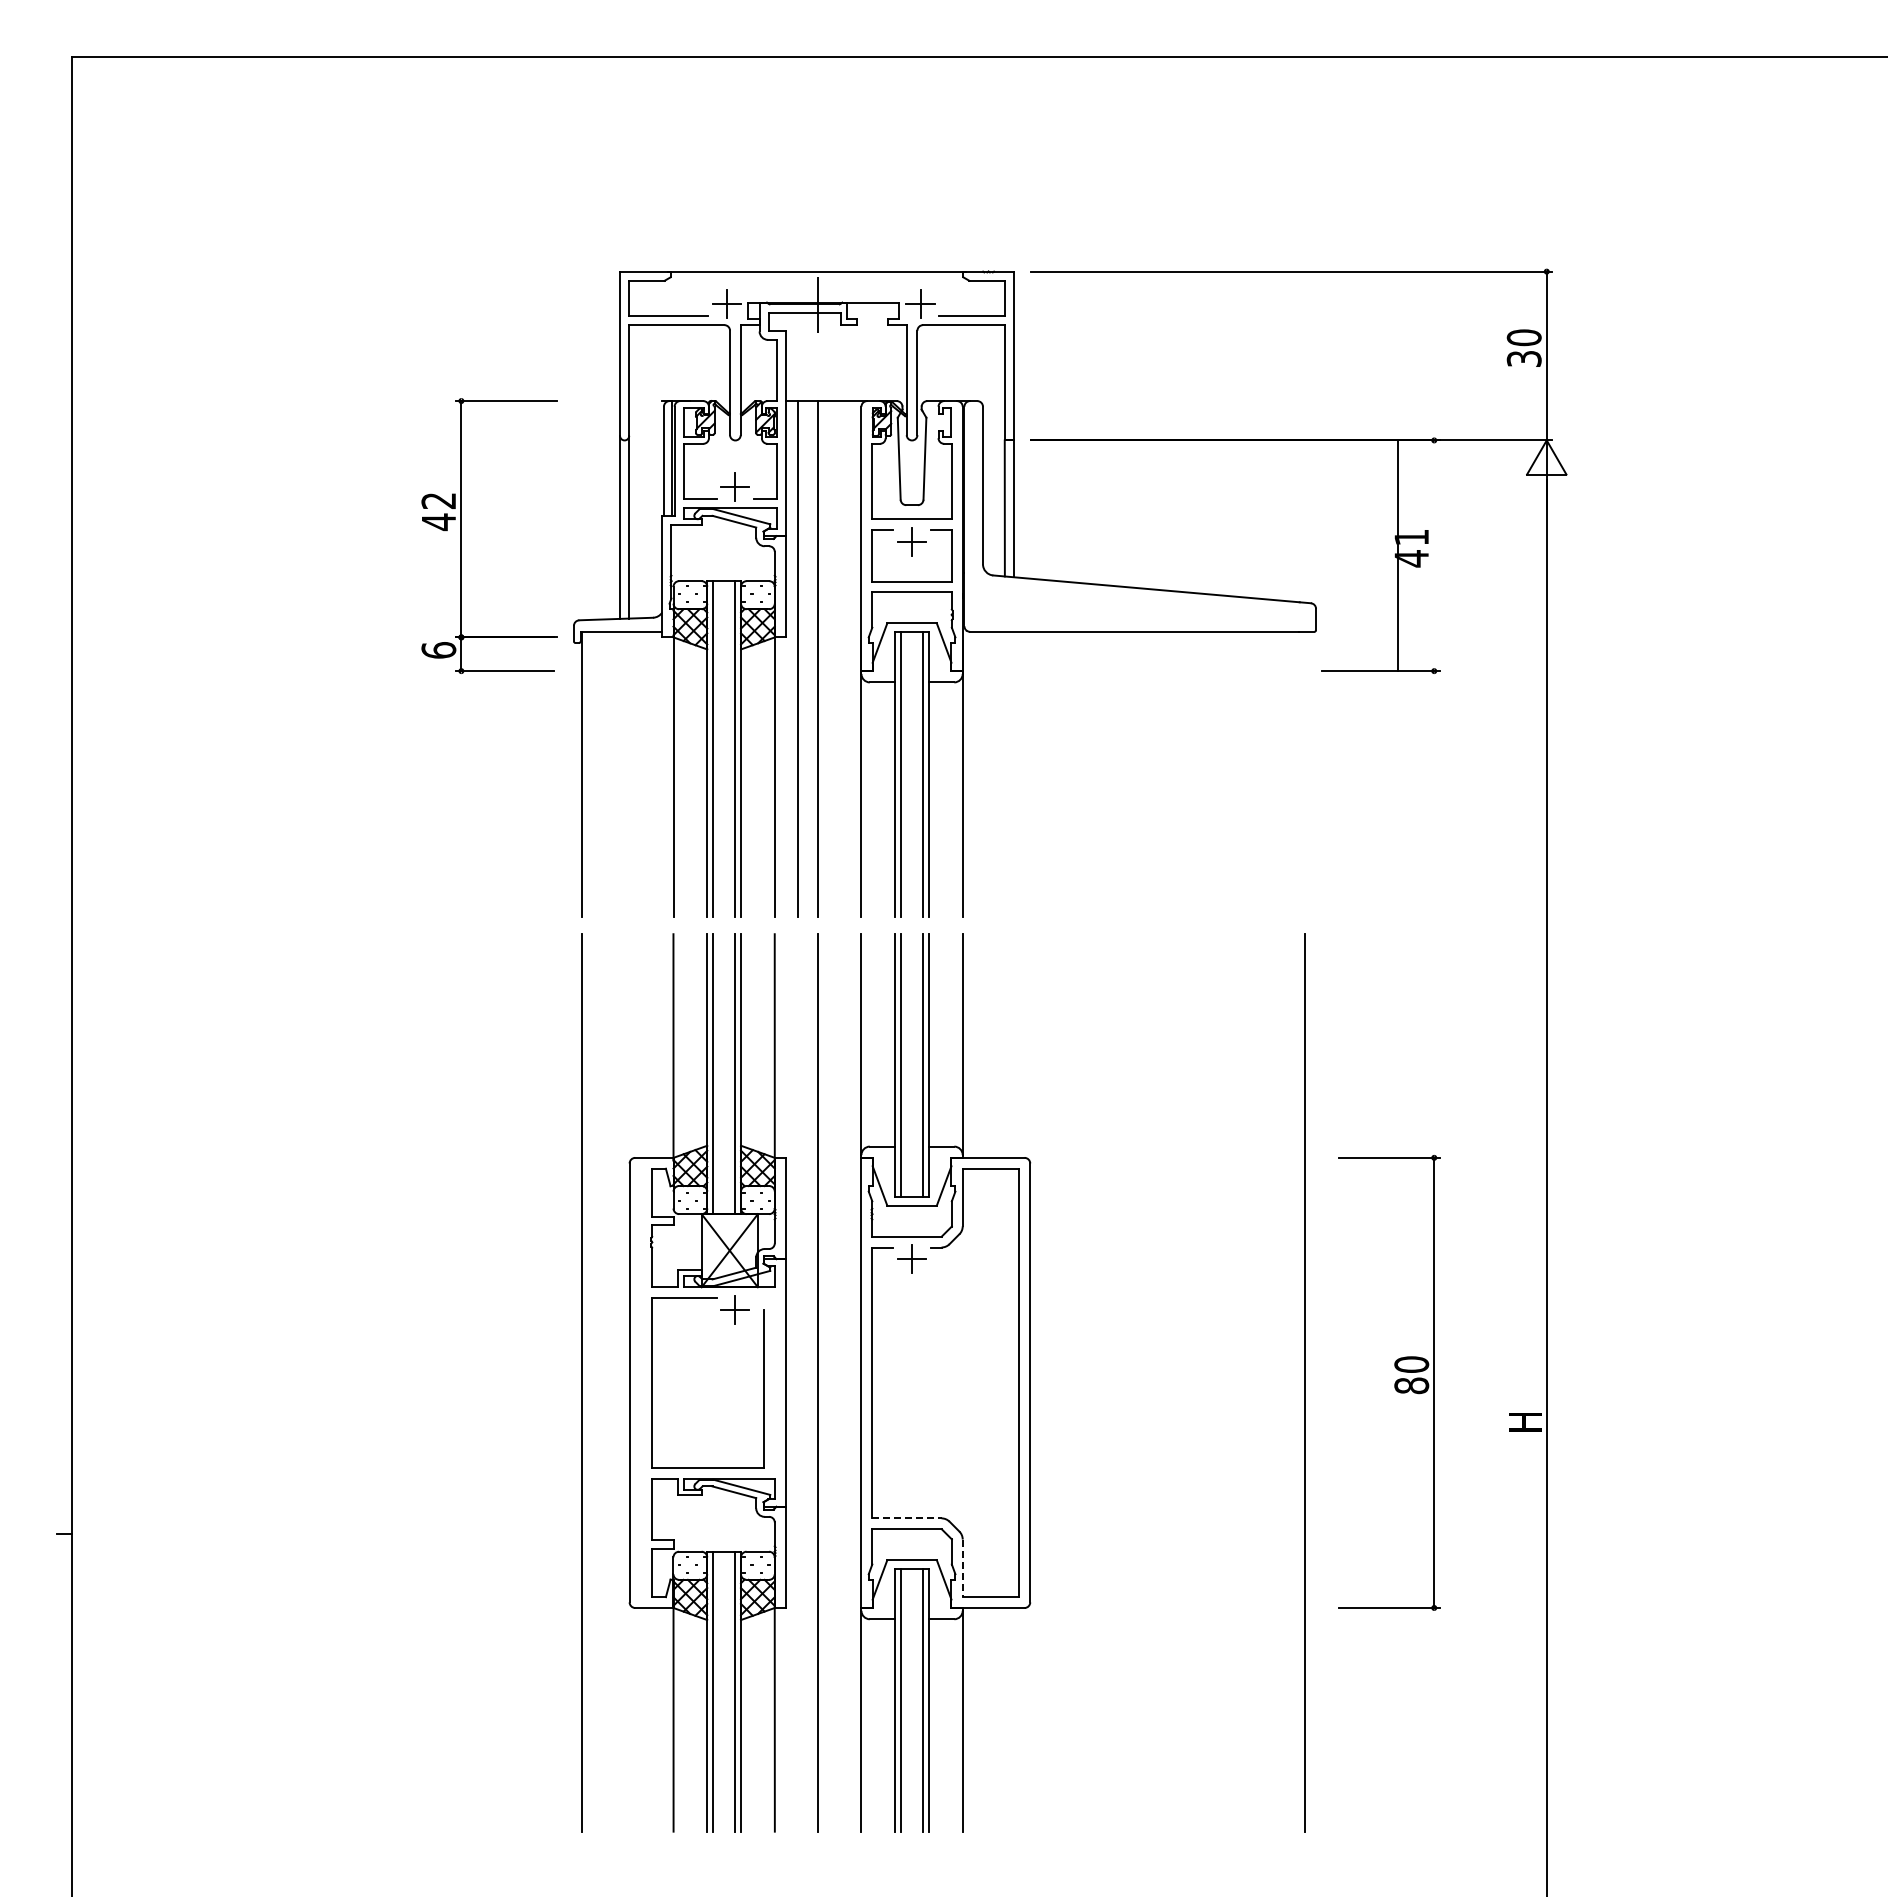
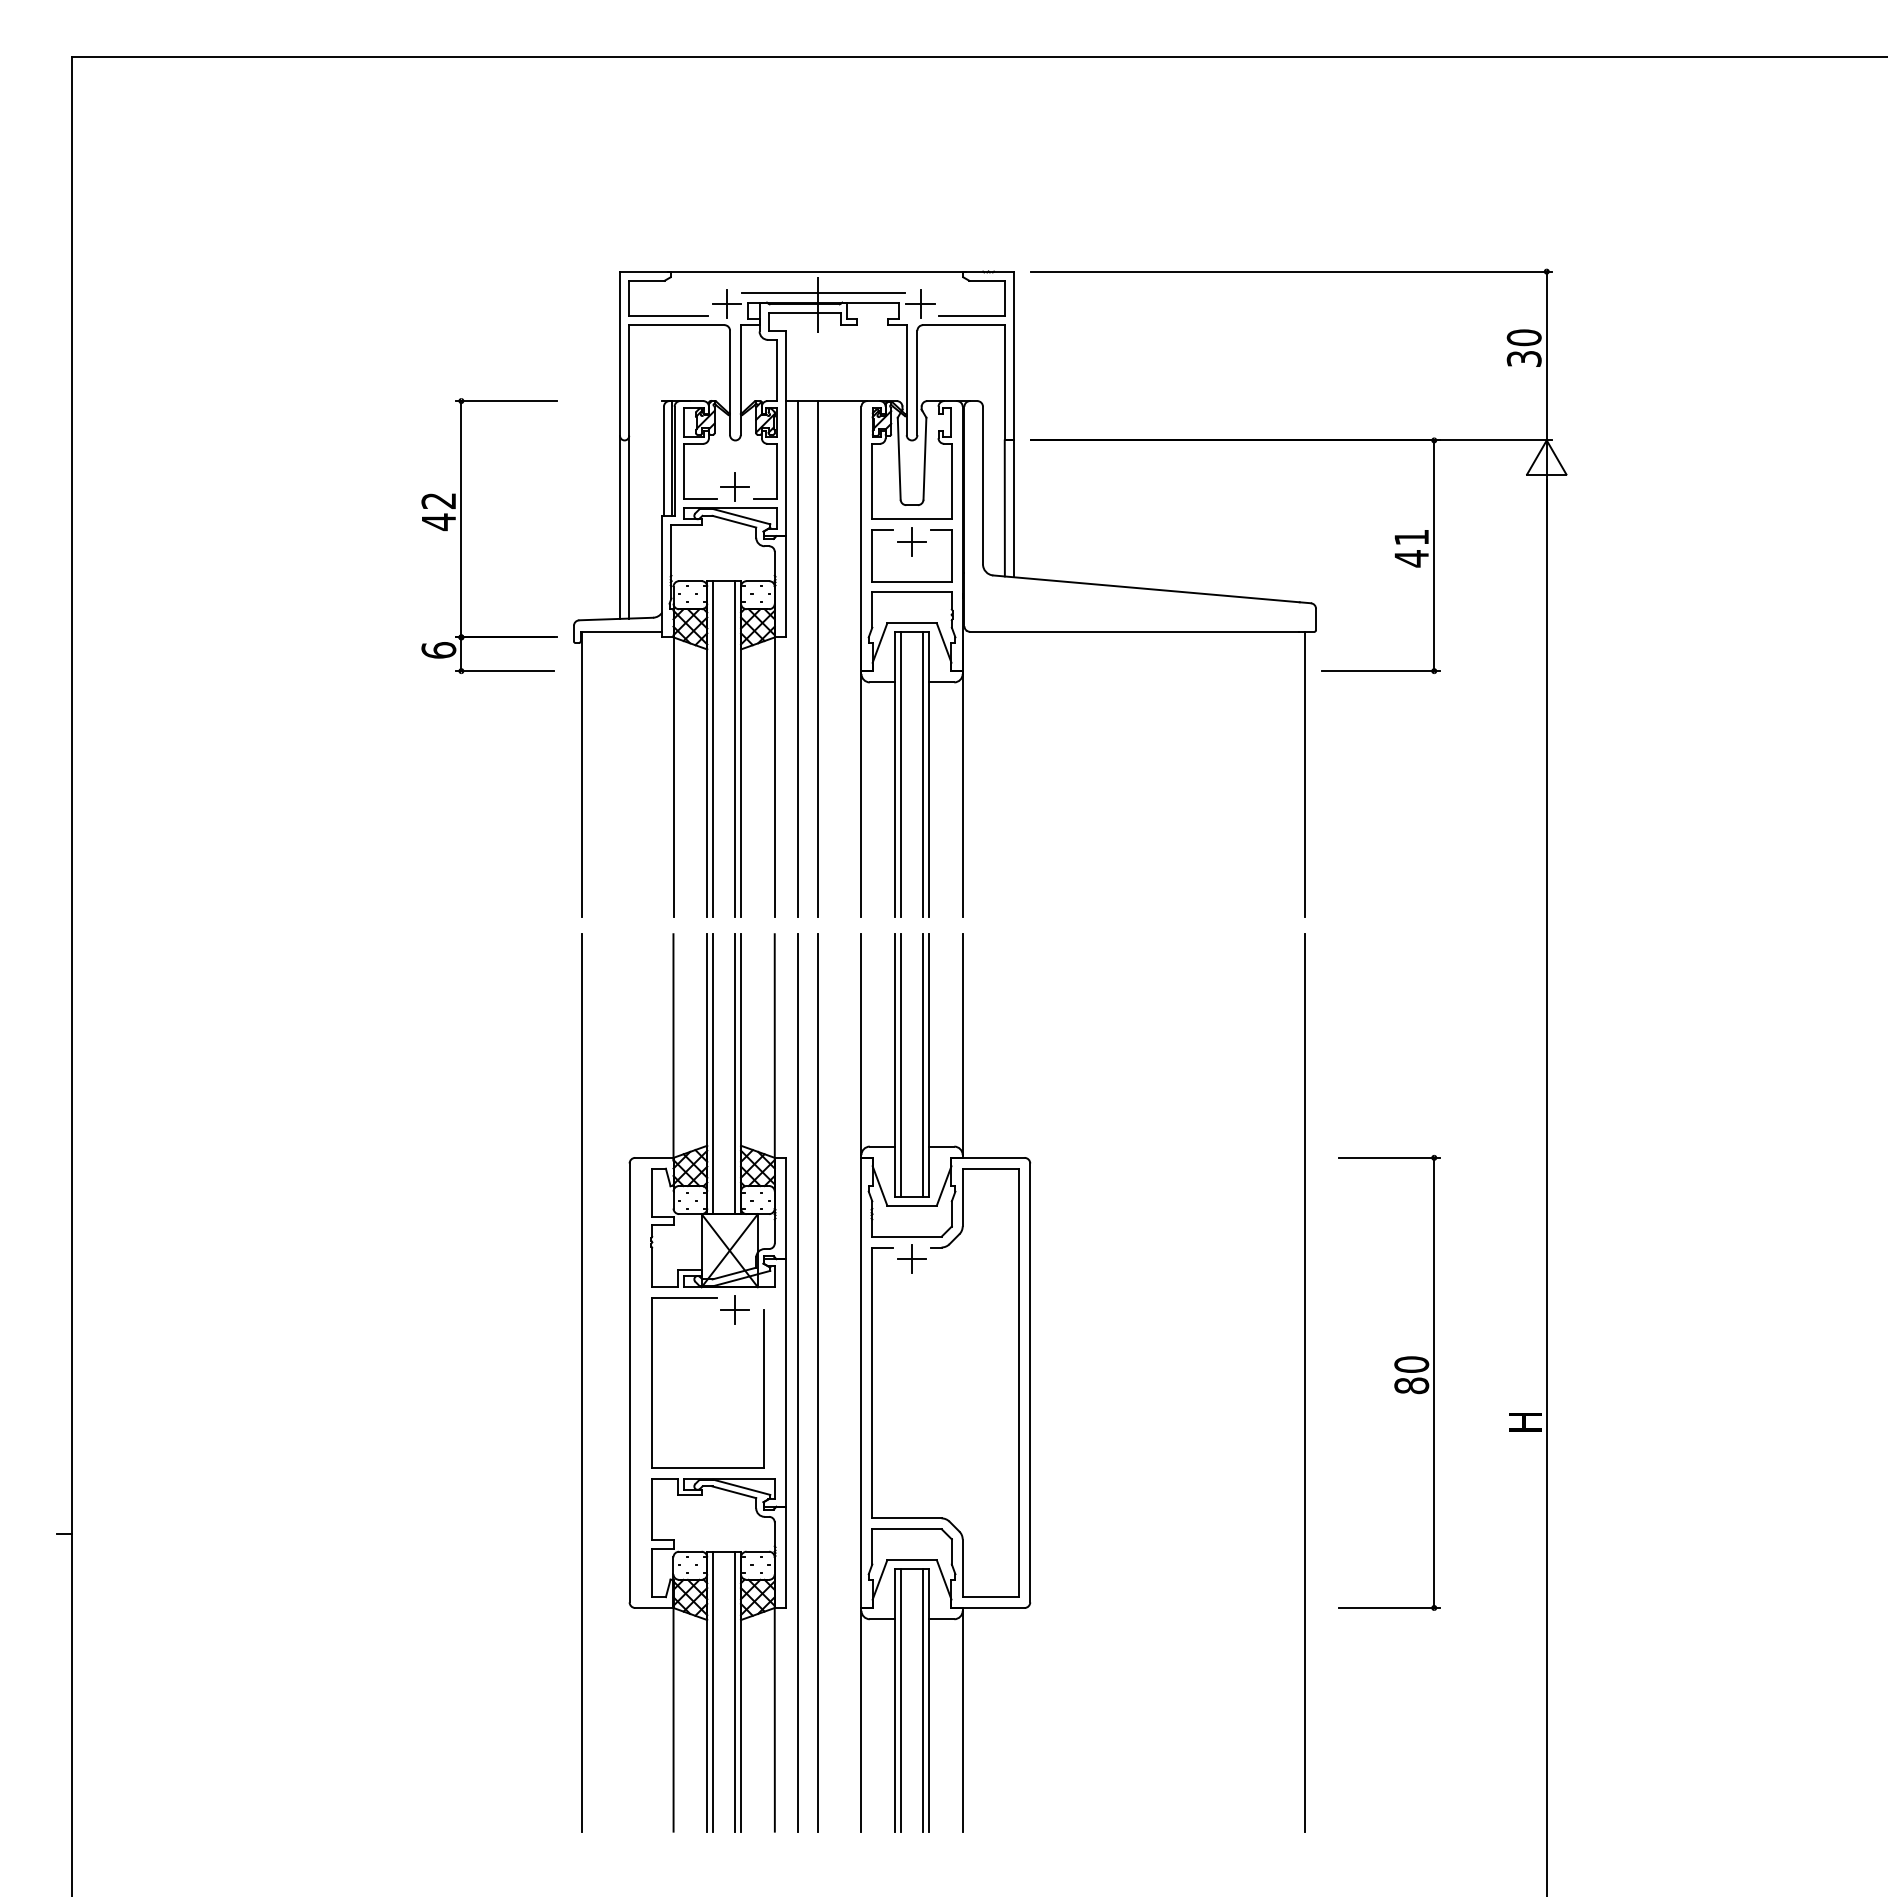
line: none -> present (823, 293)
line position: (1398, 555) -> (1434, 555) (1434, 555)
line: none -> present (1304, 774)
line: none -> present (798, 1382)
line: dashed -> solid (906, 1518)
line: dashed -> solid (962, 1568)
